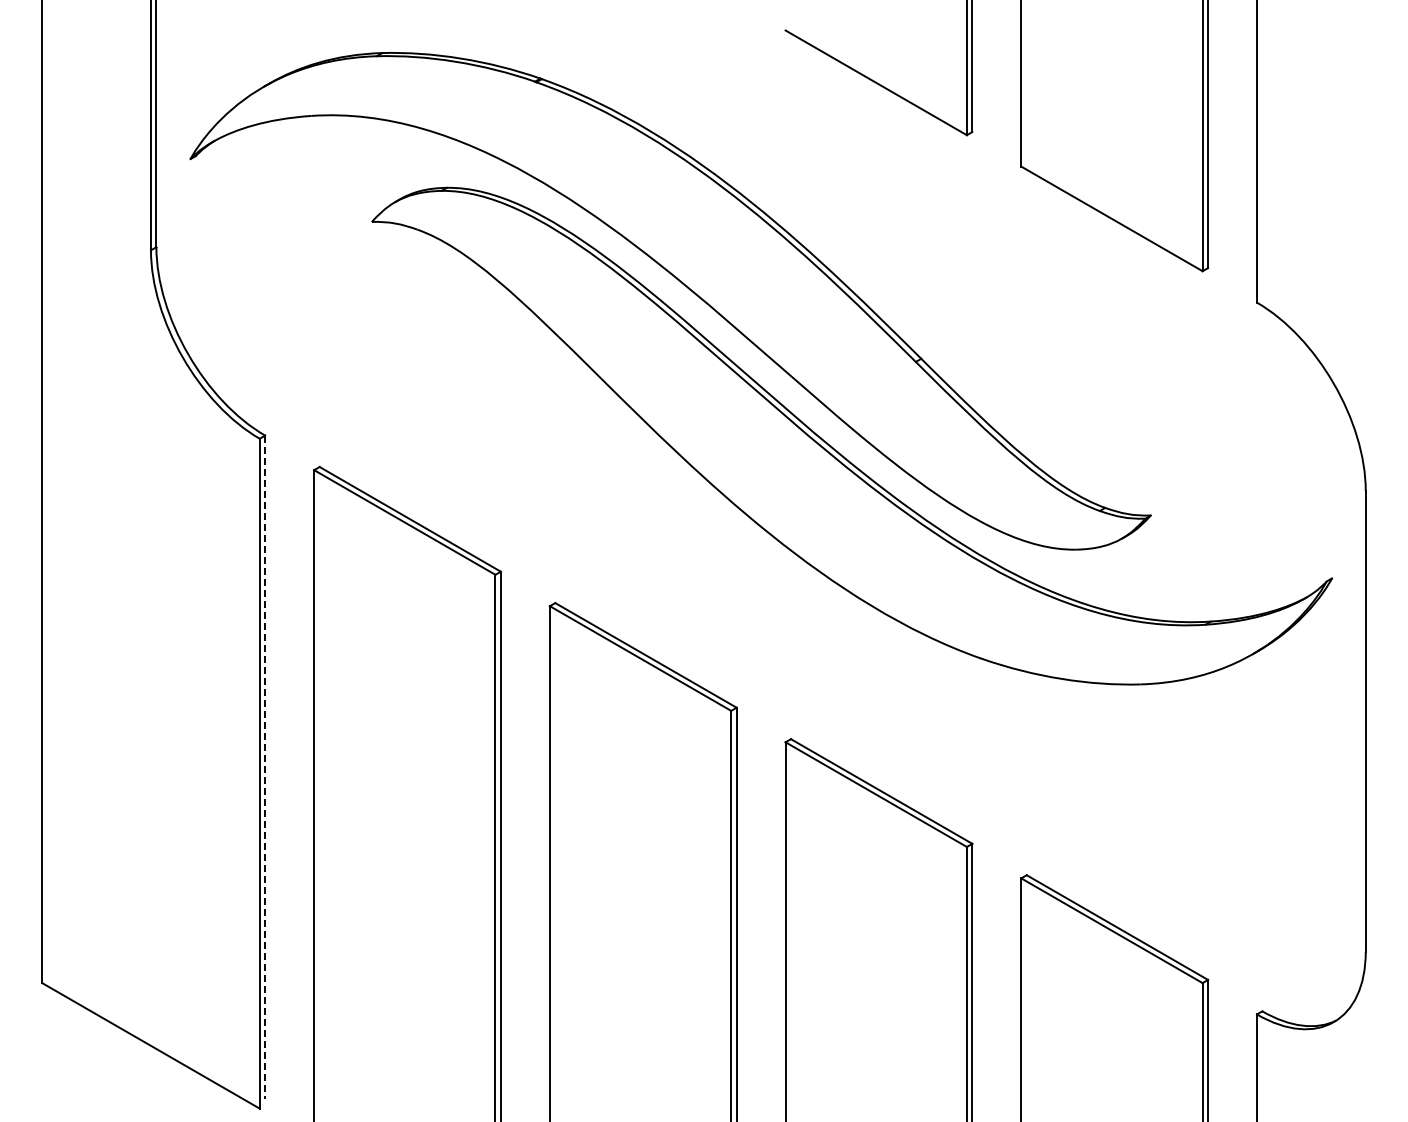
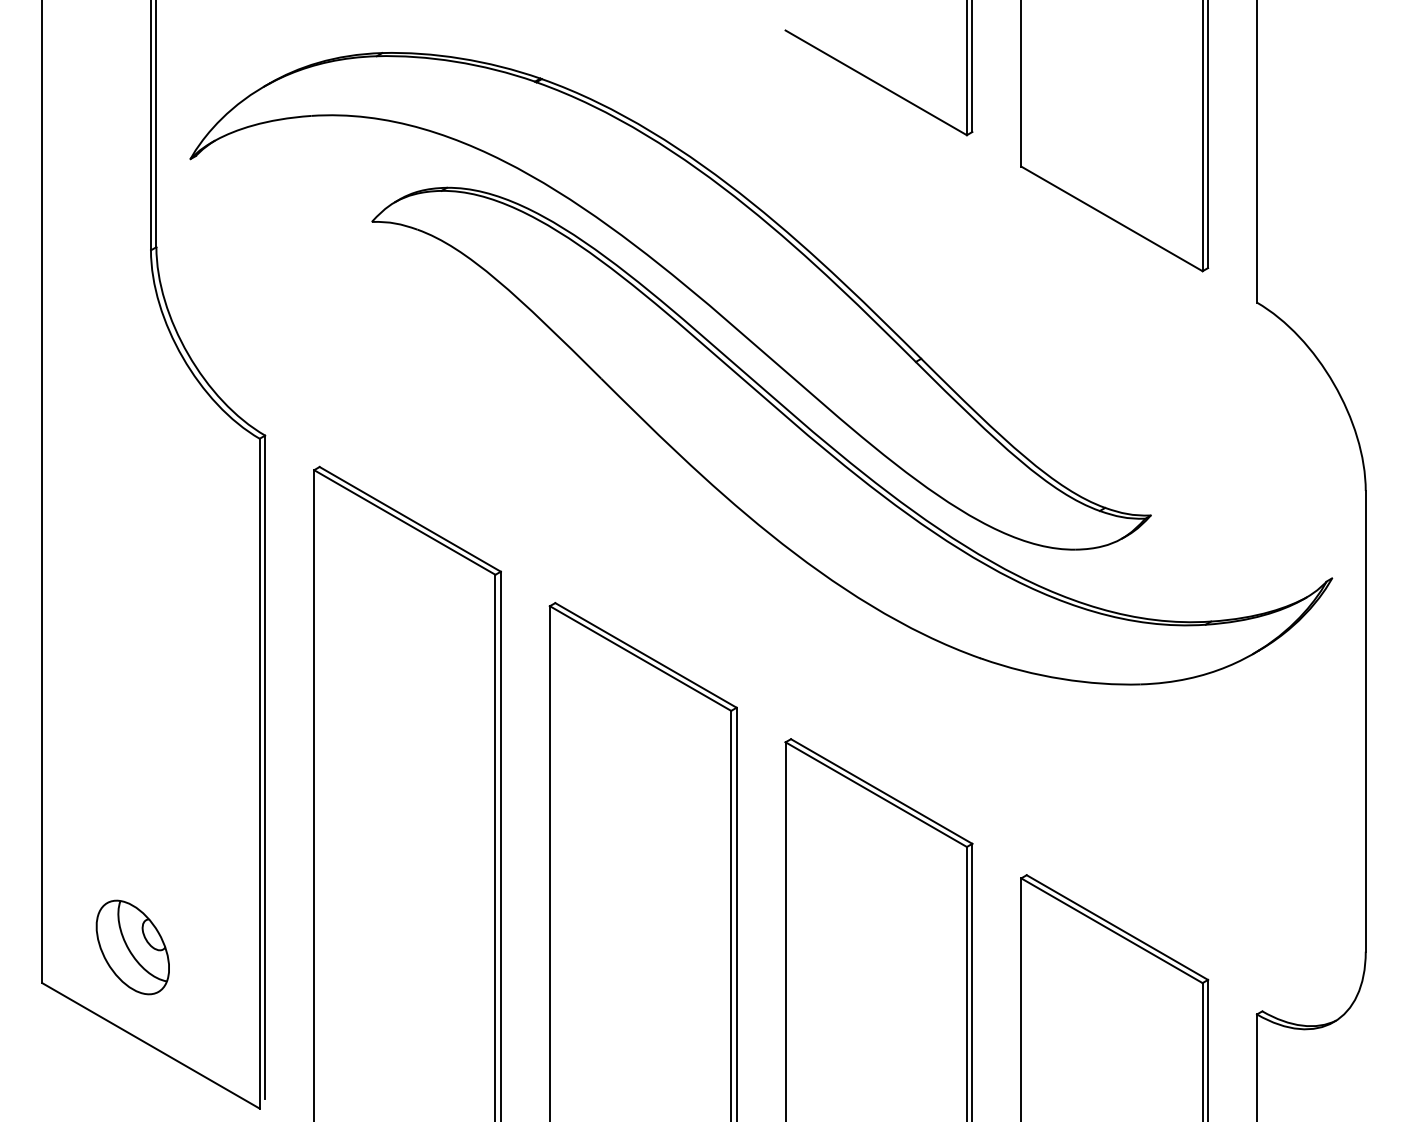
line: dashed -> solid (265, 767)
part: none -> present (132, 947)
